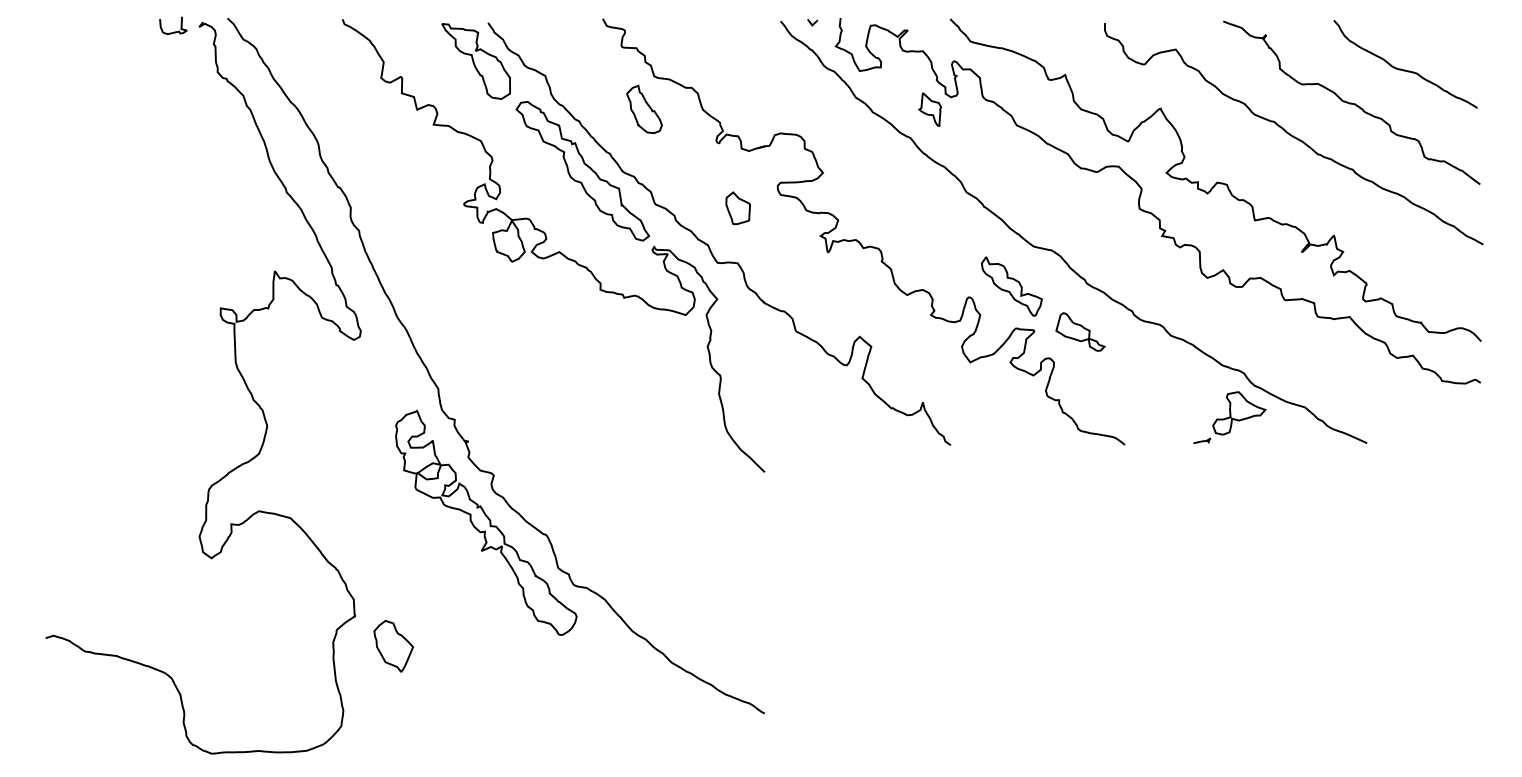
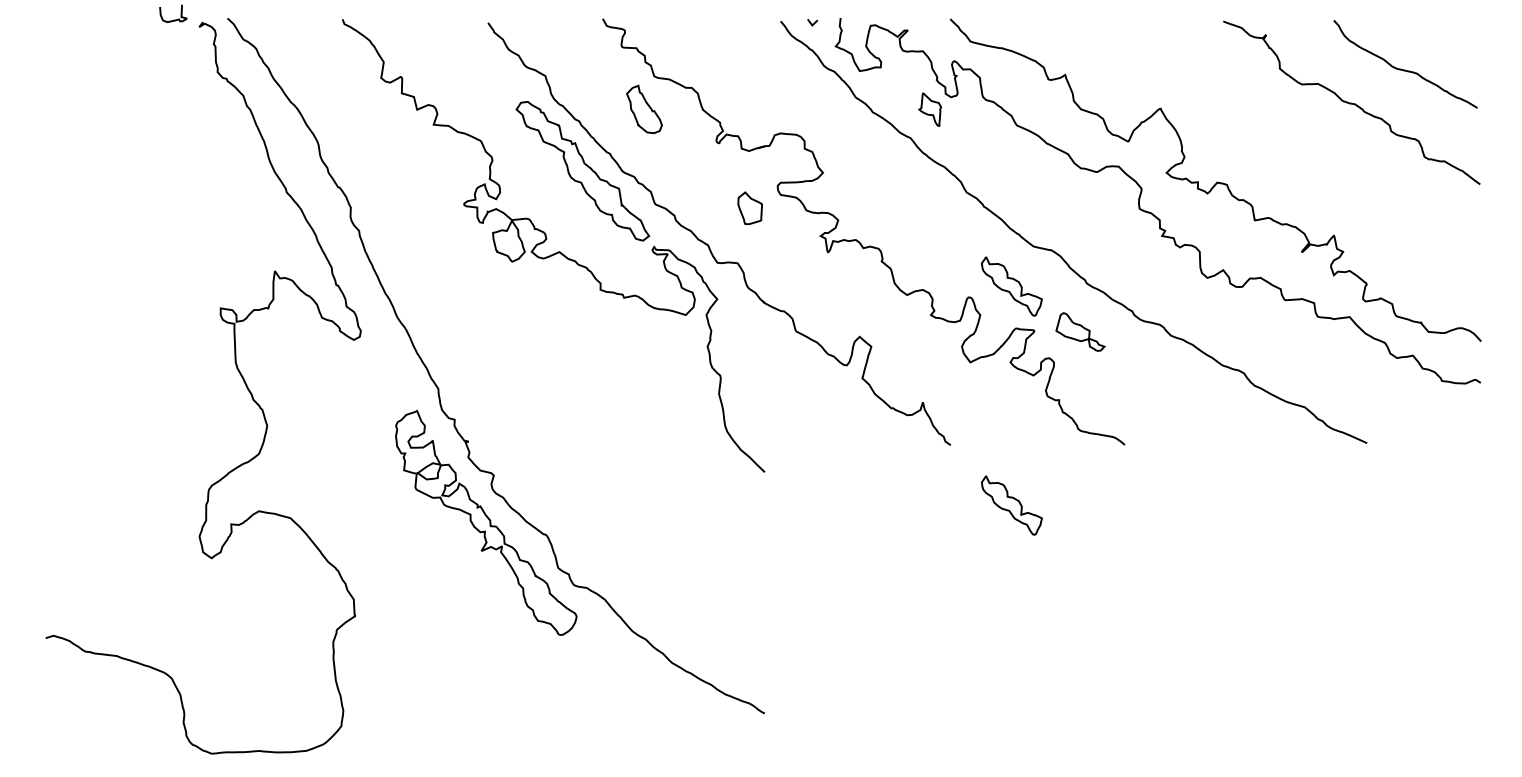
curve position: (173, 31) -> (173, 19) (173, 19)
part: present -> none (475, 61)
curve: present -> none (1293, 135)
part position: (737, 207) -> (749, 207) (749, 207)
part: present -> none (1229, 417)
part: none -> present (1011, 505)
part: present -> none (393, 646)
